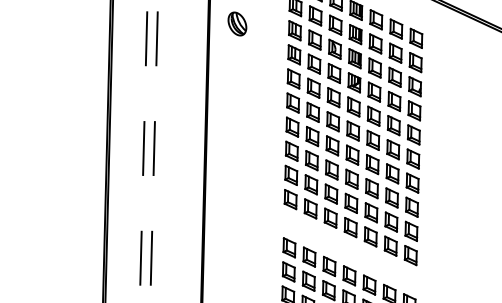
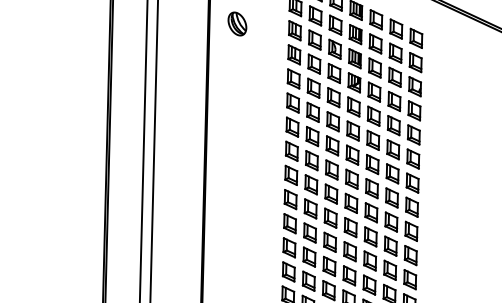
line: dashed -> solid (143, 151)
line: dashed -> solid (154, 151)
part: none -> present (350, 251)
